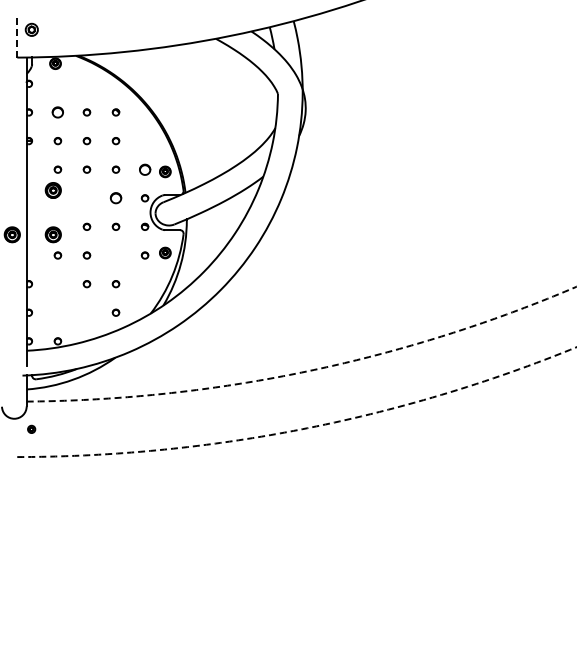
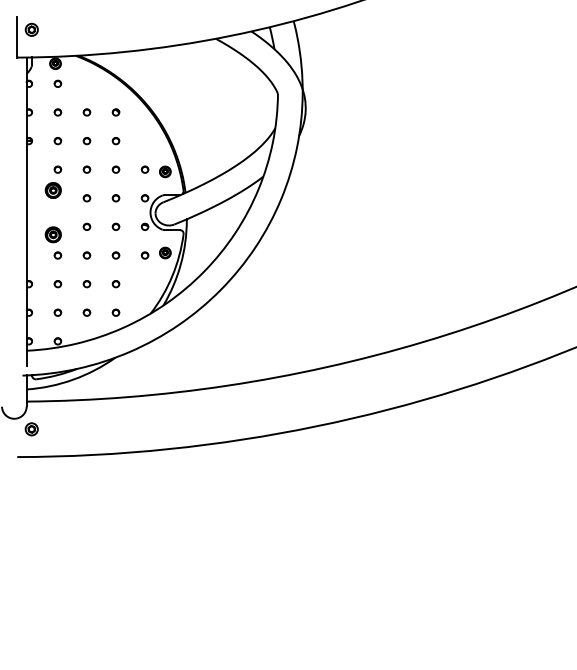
line: dashed -> solid (17, 36)
part: none -> present (57, 83)
part size: 13x13 px -> 10x9 px (57, 112)
part size: 13x13 px -> 10x9 px (144, 169)
part: none -> present (86, 198)
part size: 14x13 px -> 10x9 px (115, 198)
part: present -> none (11, 234)
part: none -> present (115, 255)
part: none -> present (57, 284)
part: none -> present (57, 312)
part: none -> present (86, 312)
arc: dashed -> solid (308, 371)
part size: 10x10 px -> 15x15 px (31, 429)
arc: dashed -> solid (302, 429)
